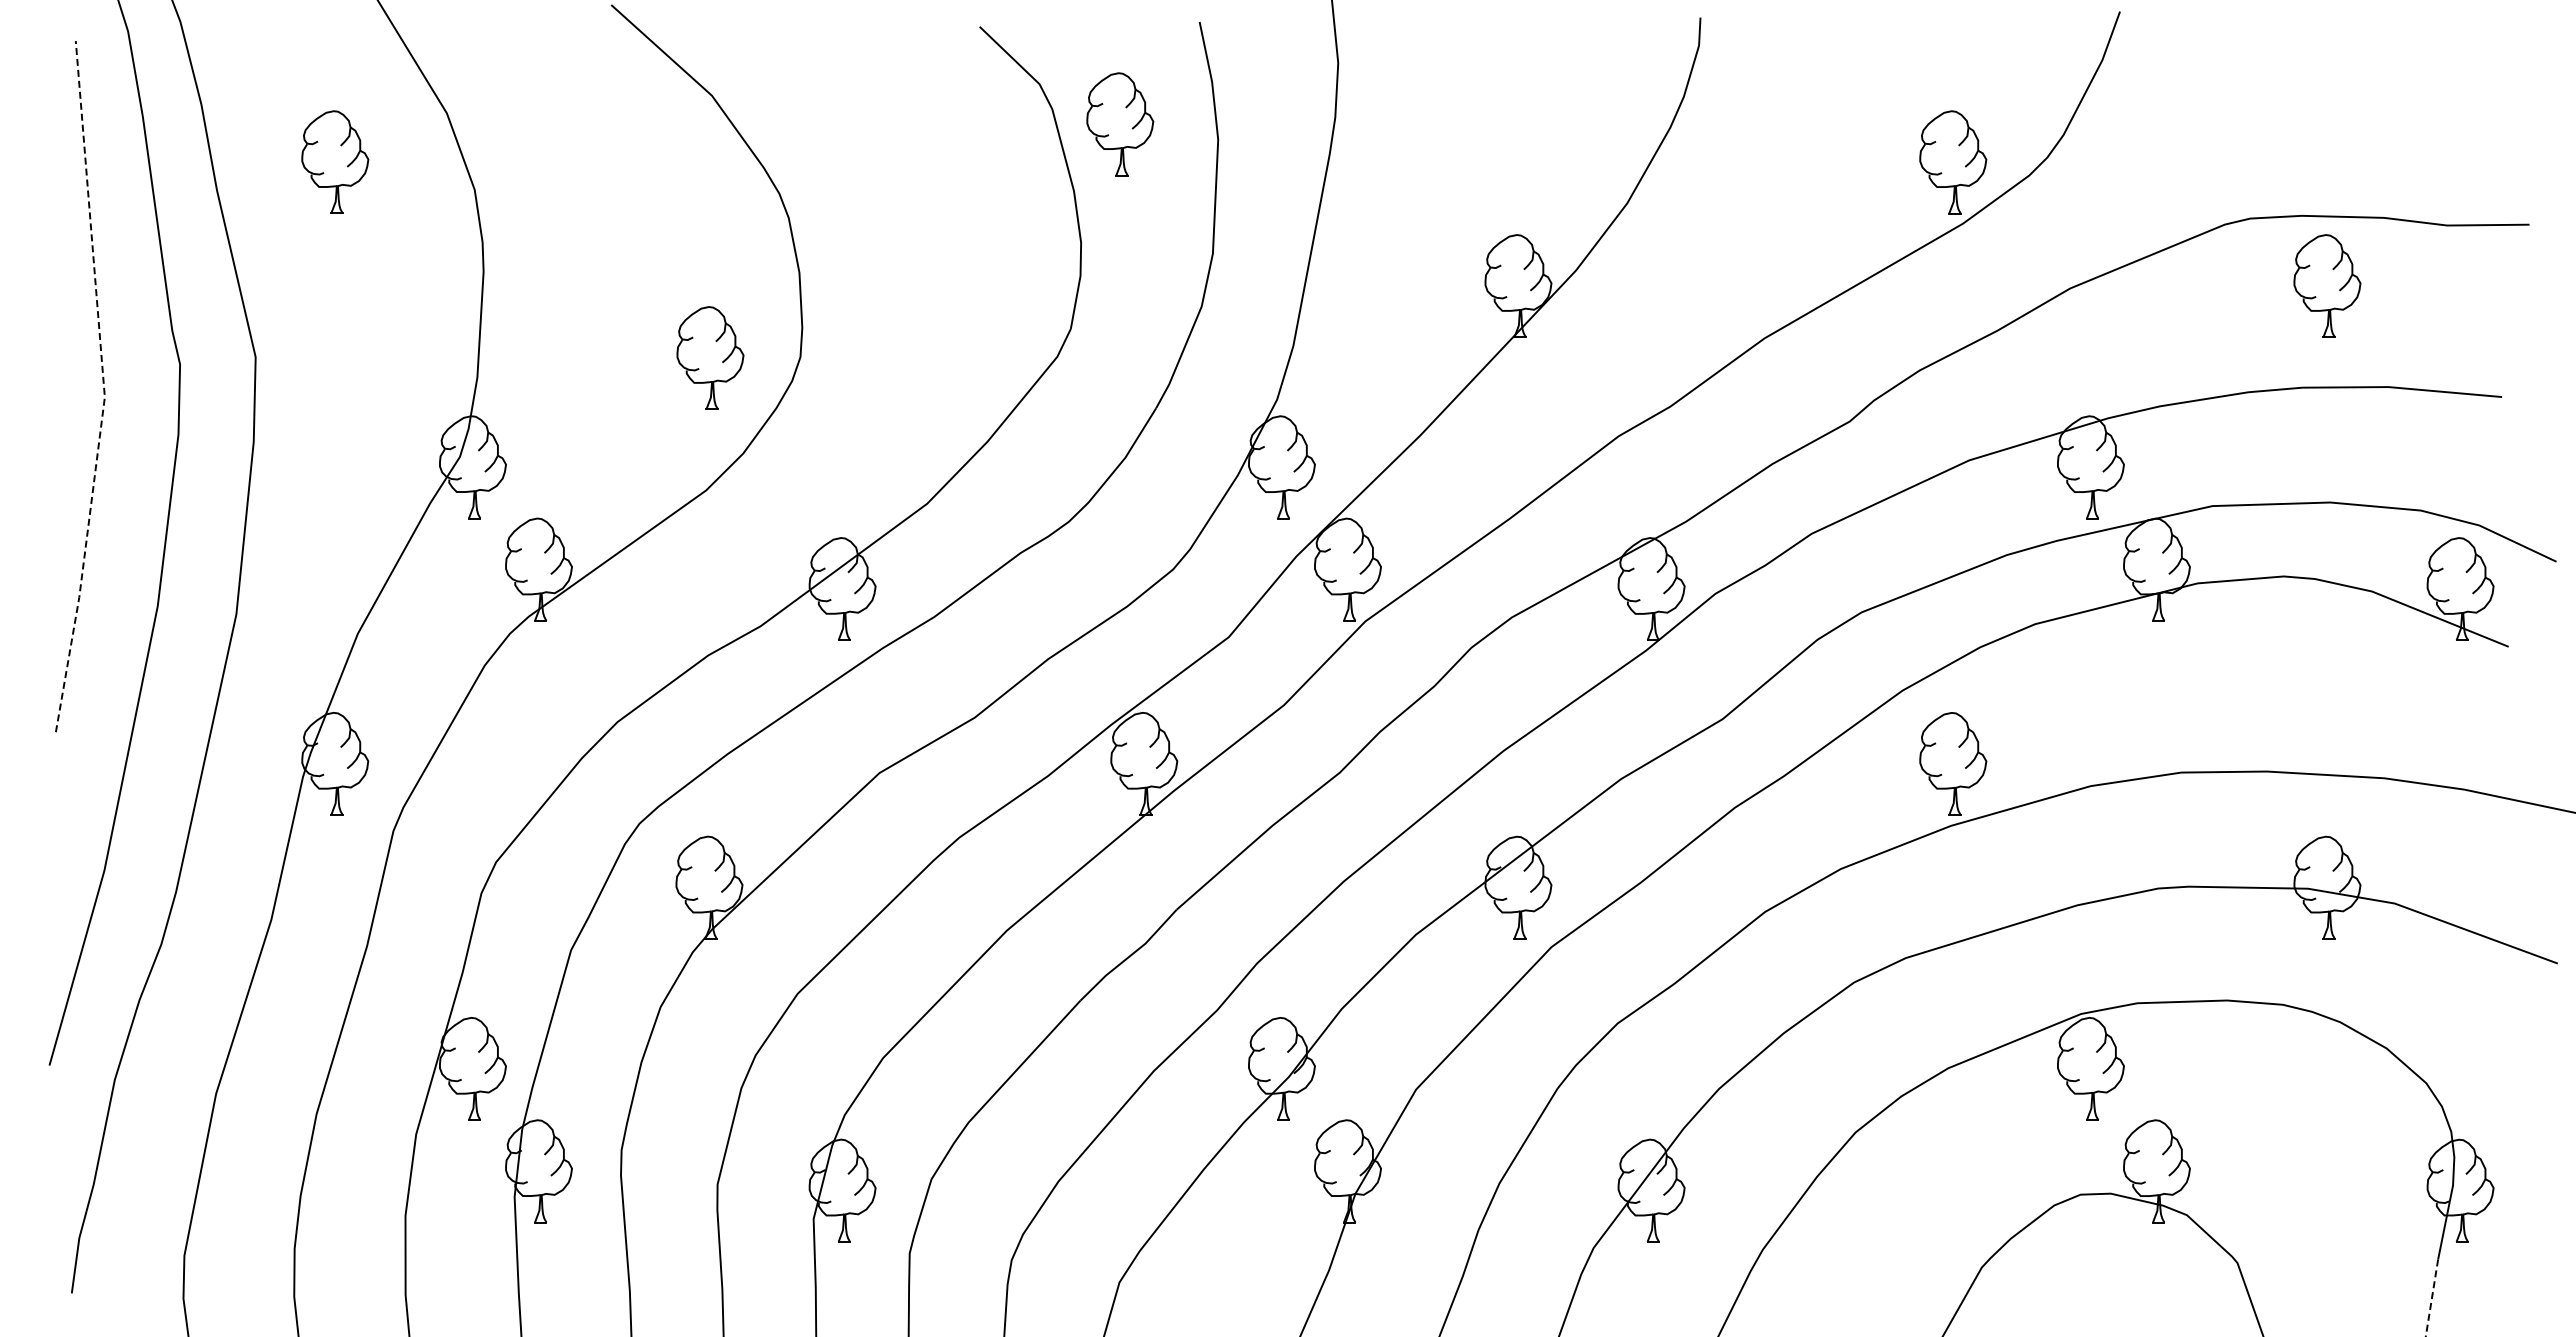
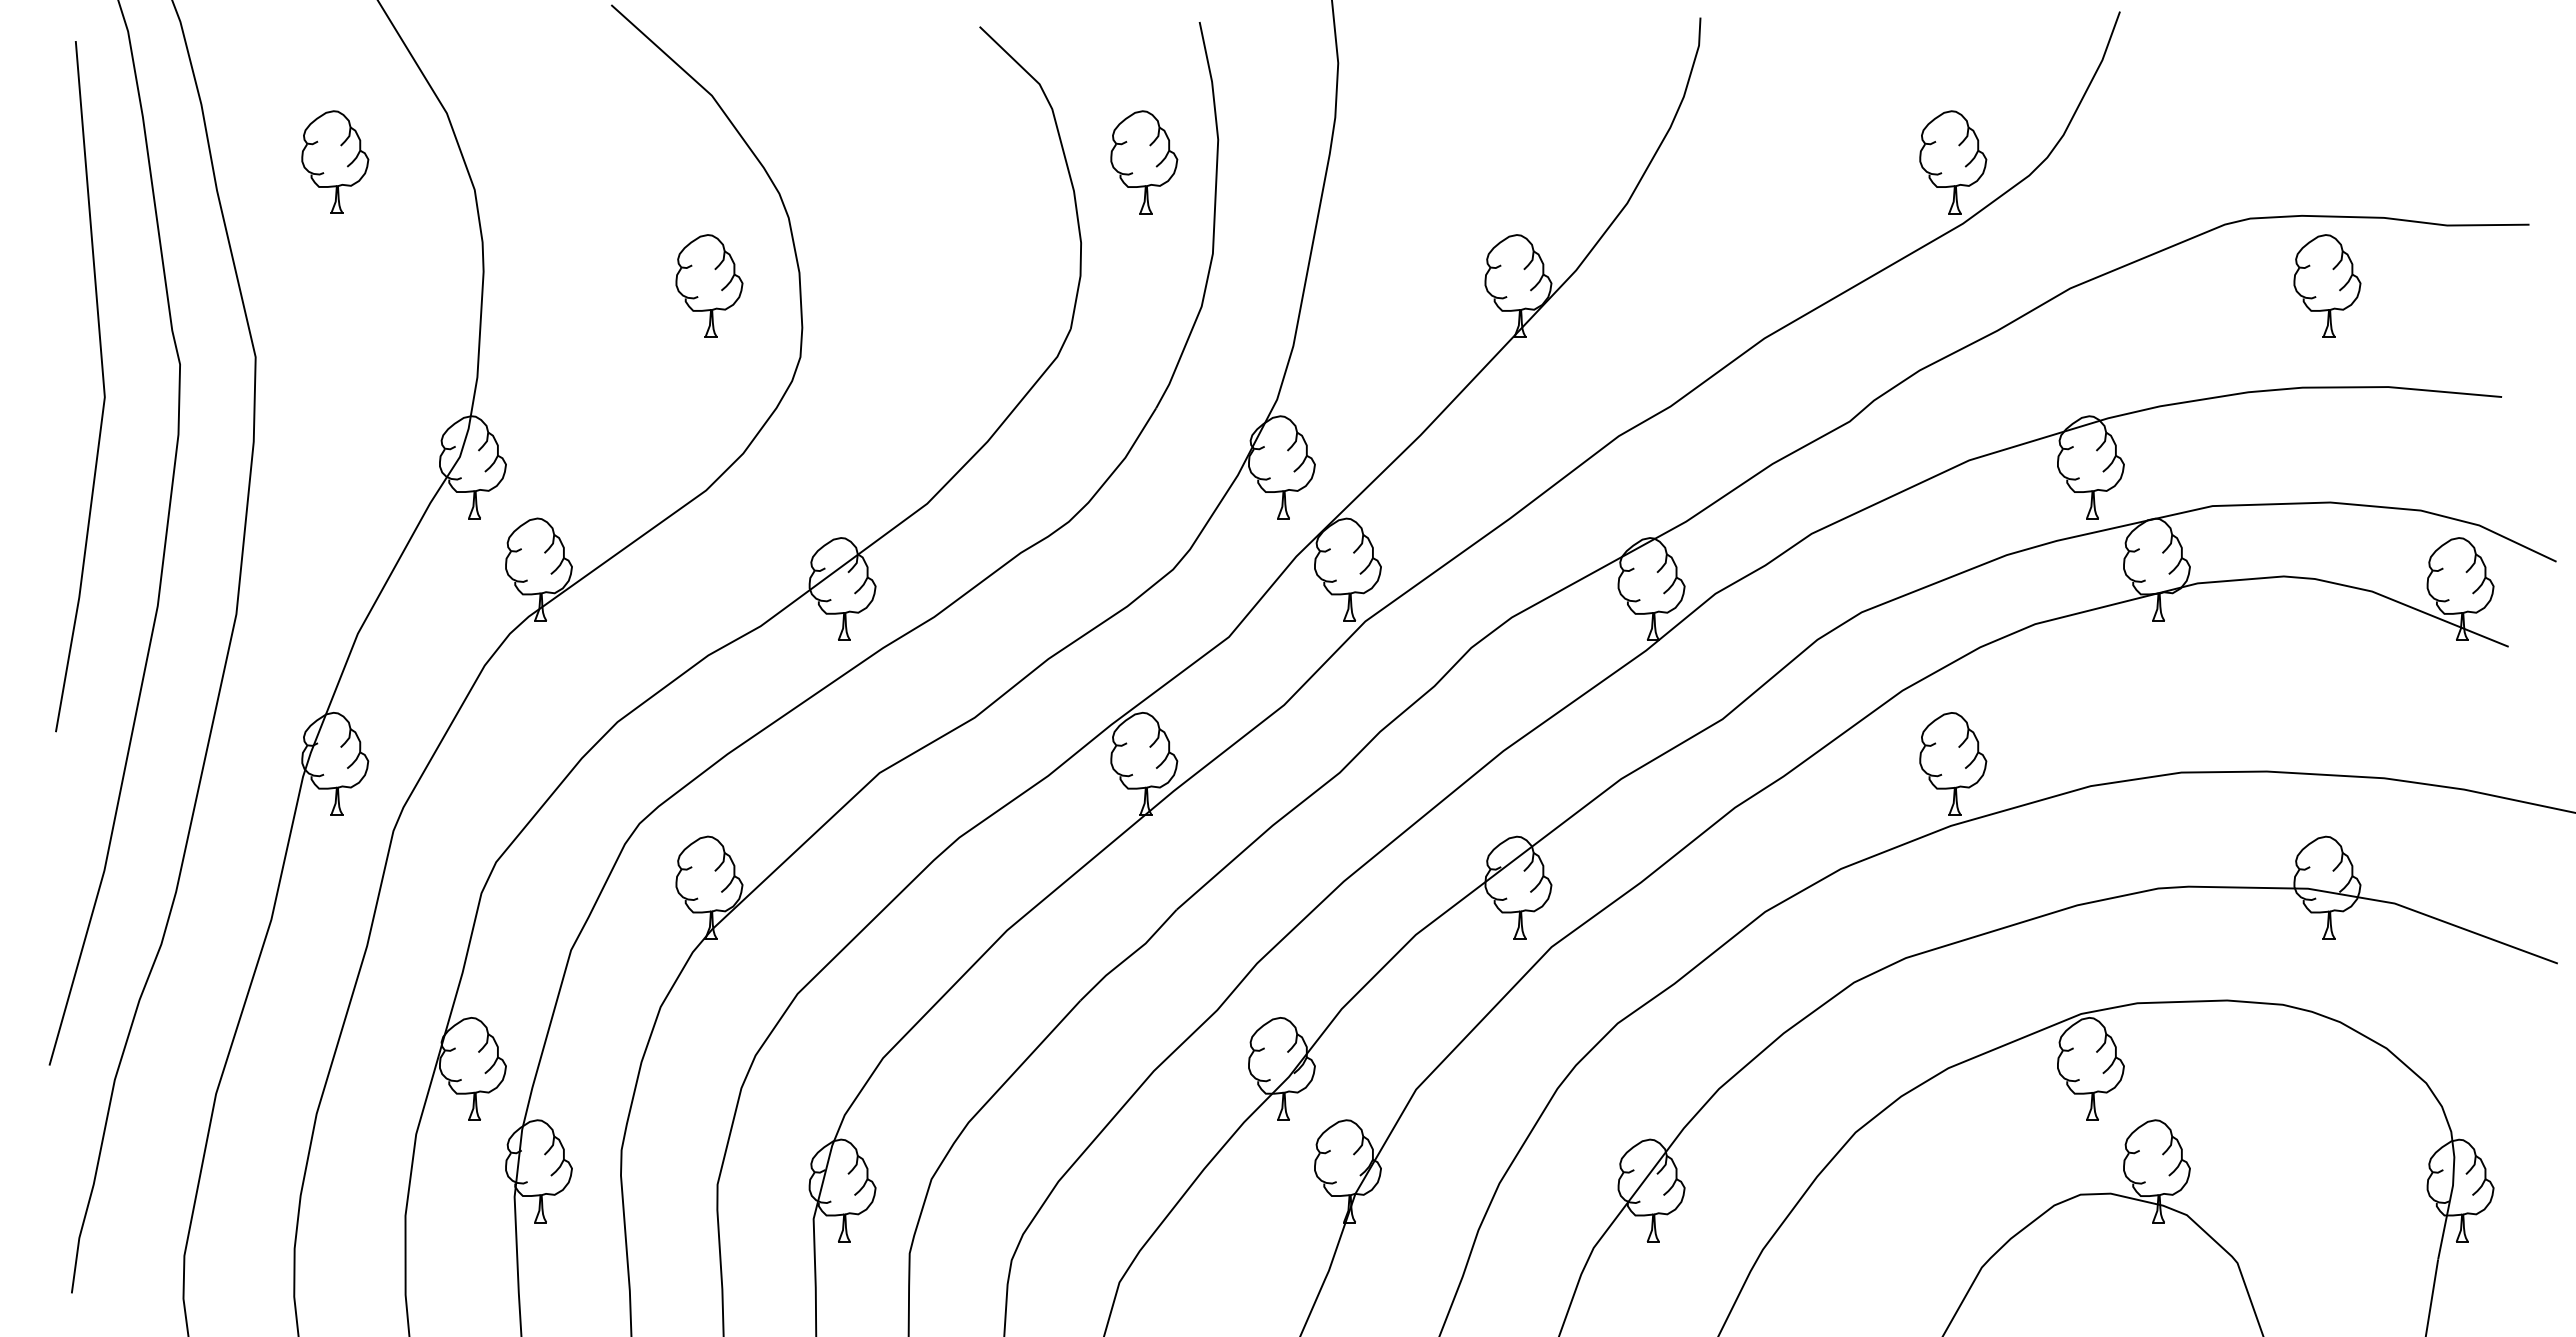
part position: (1120, 124) -> (1144, 162) (1144, 162)
part position: (710, 357) -> (709, 285) (709, 285)
line: dashed -> solid (104, 389)
line: dashed -> solid (2432, 1297)
